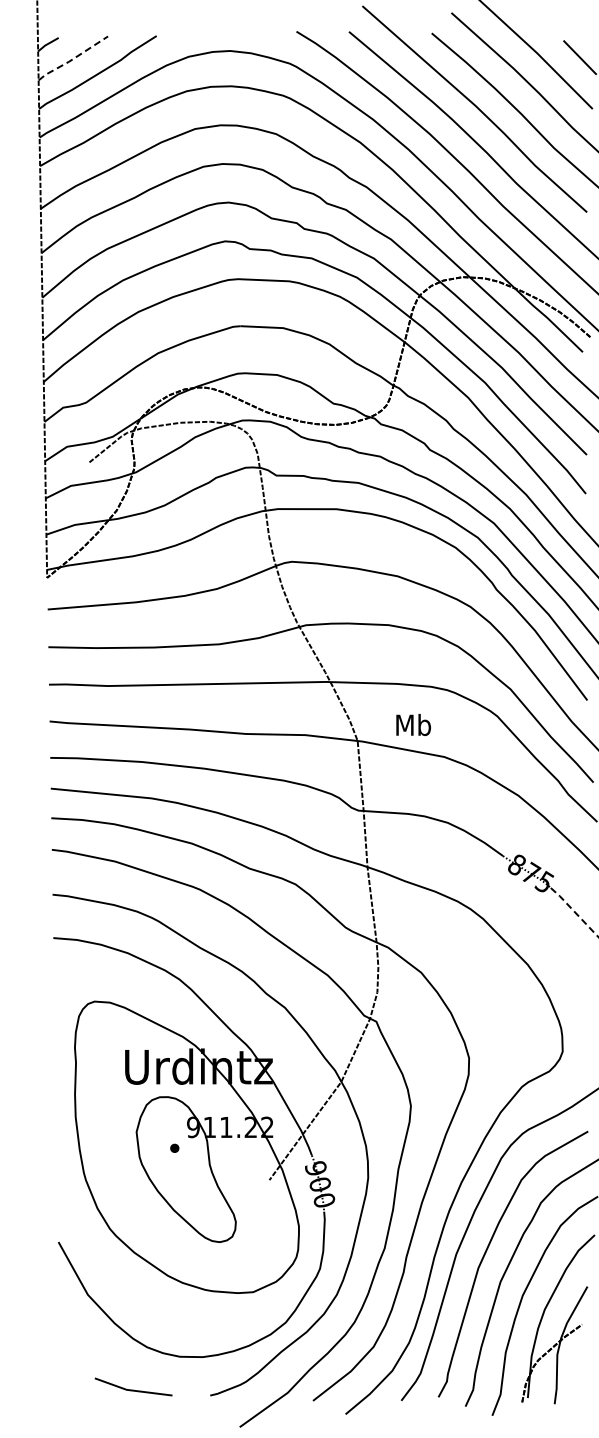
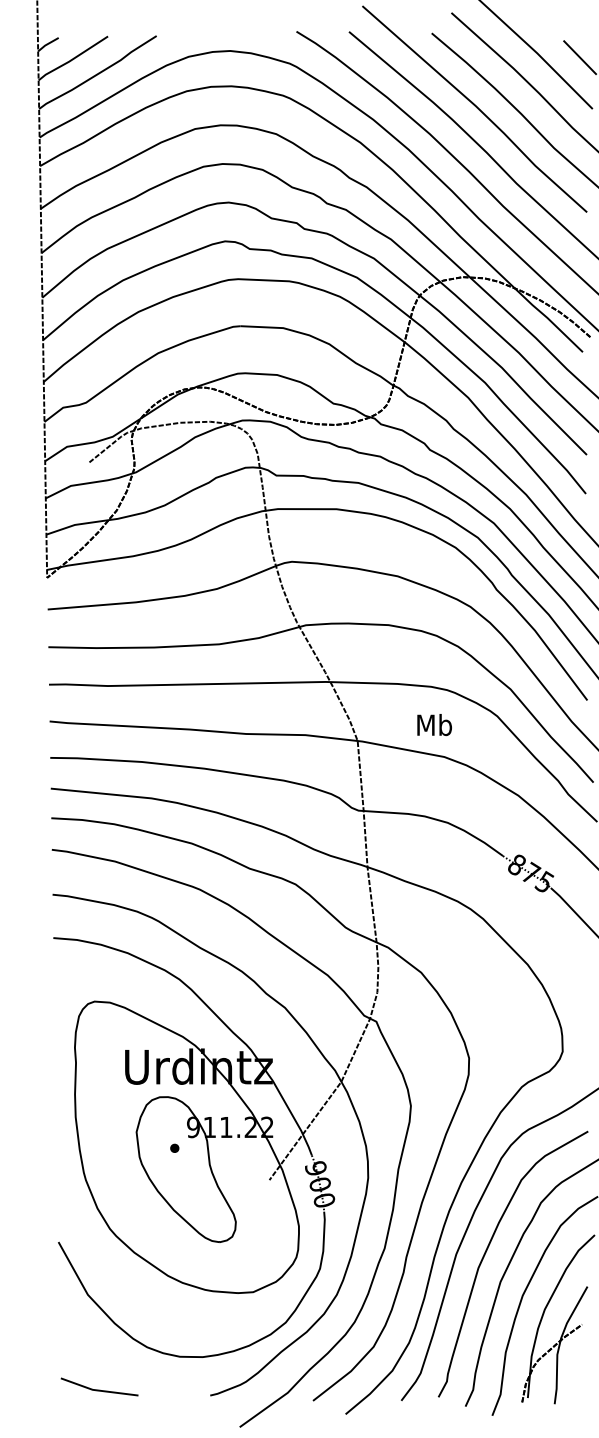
line: dashed -> solid (72, 59)
text position: (413, 725) -> (434, 725) (434, 725)
line: dashed -> solid (574, 911)
line position: (133, 1389) -> (99, 1389) (99, 1389)
